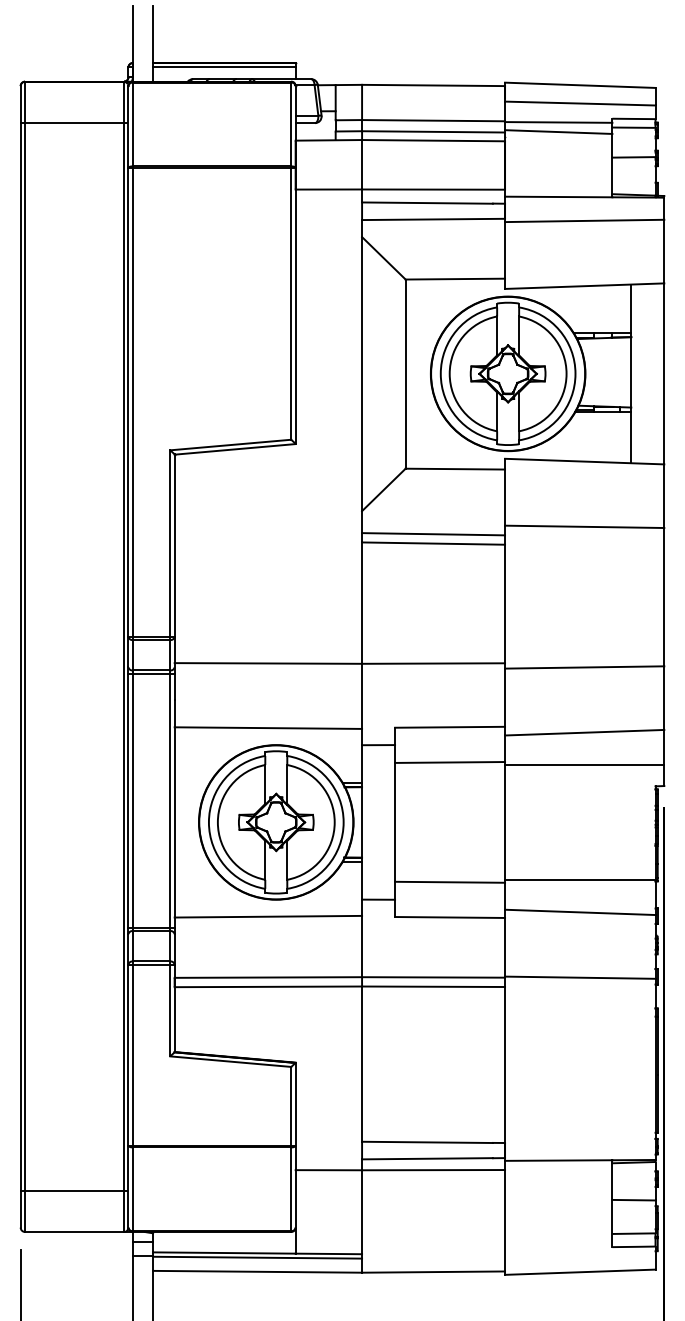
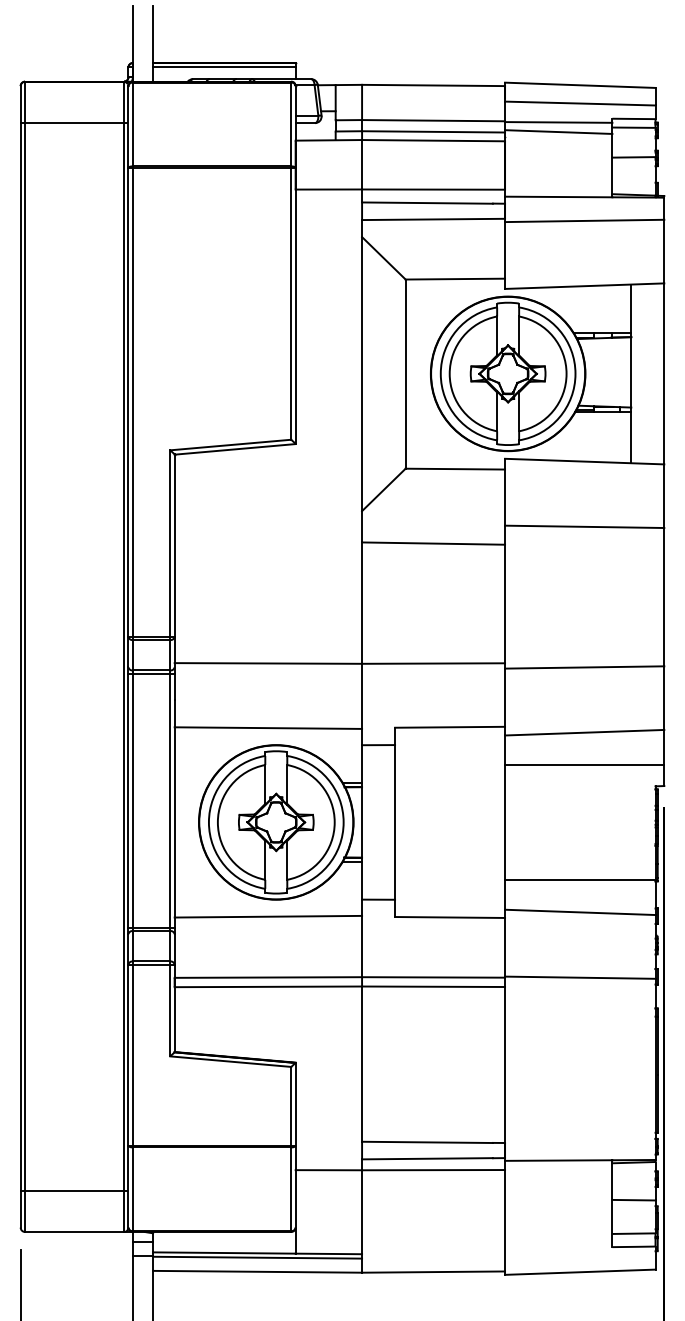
line: present -> none (433, 534)
line: present -> none (450, 762)
line: present -> none (450, 881)
